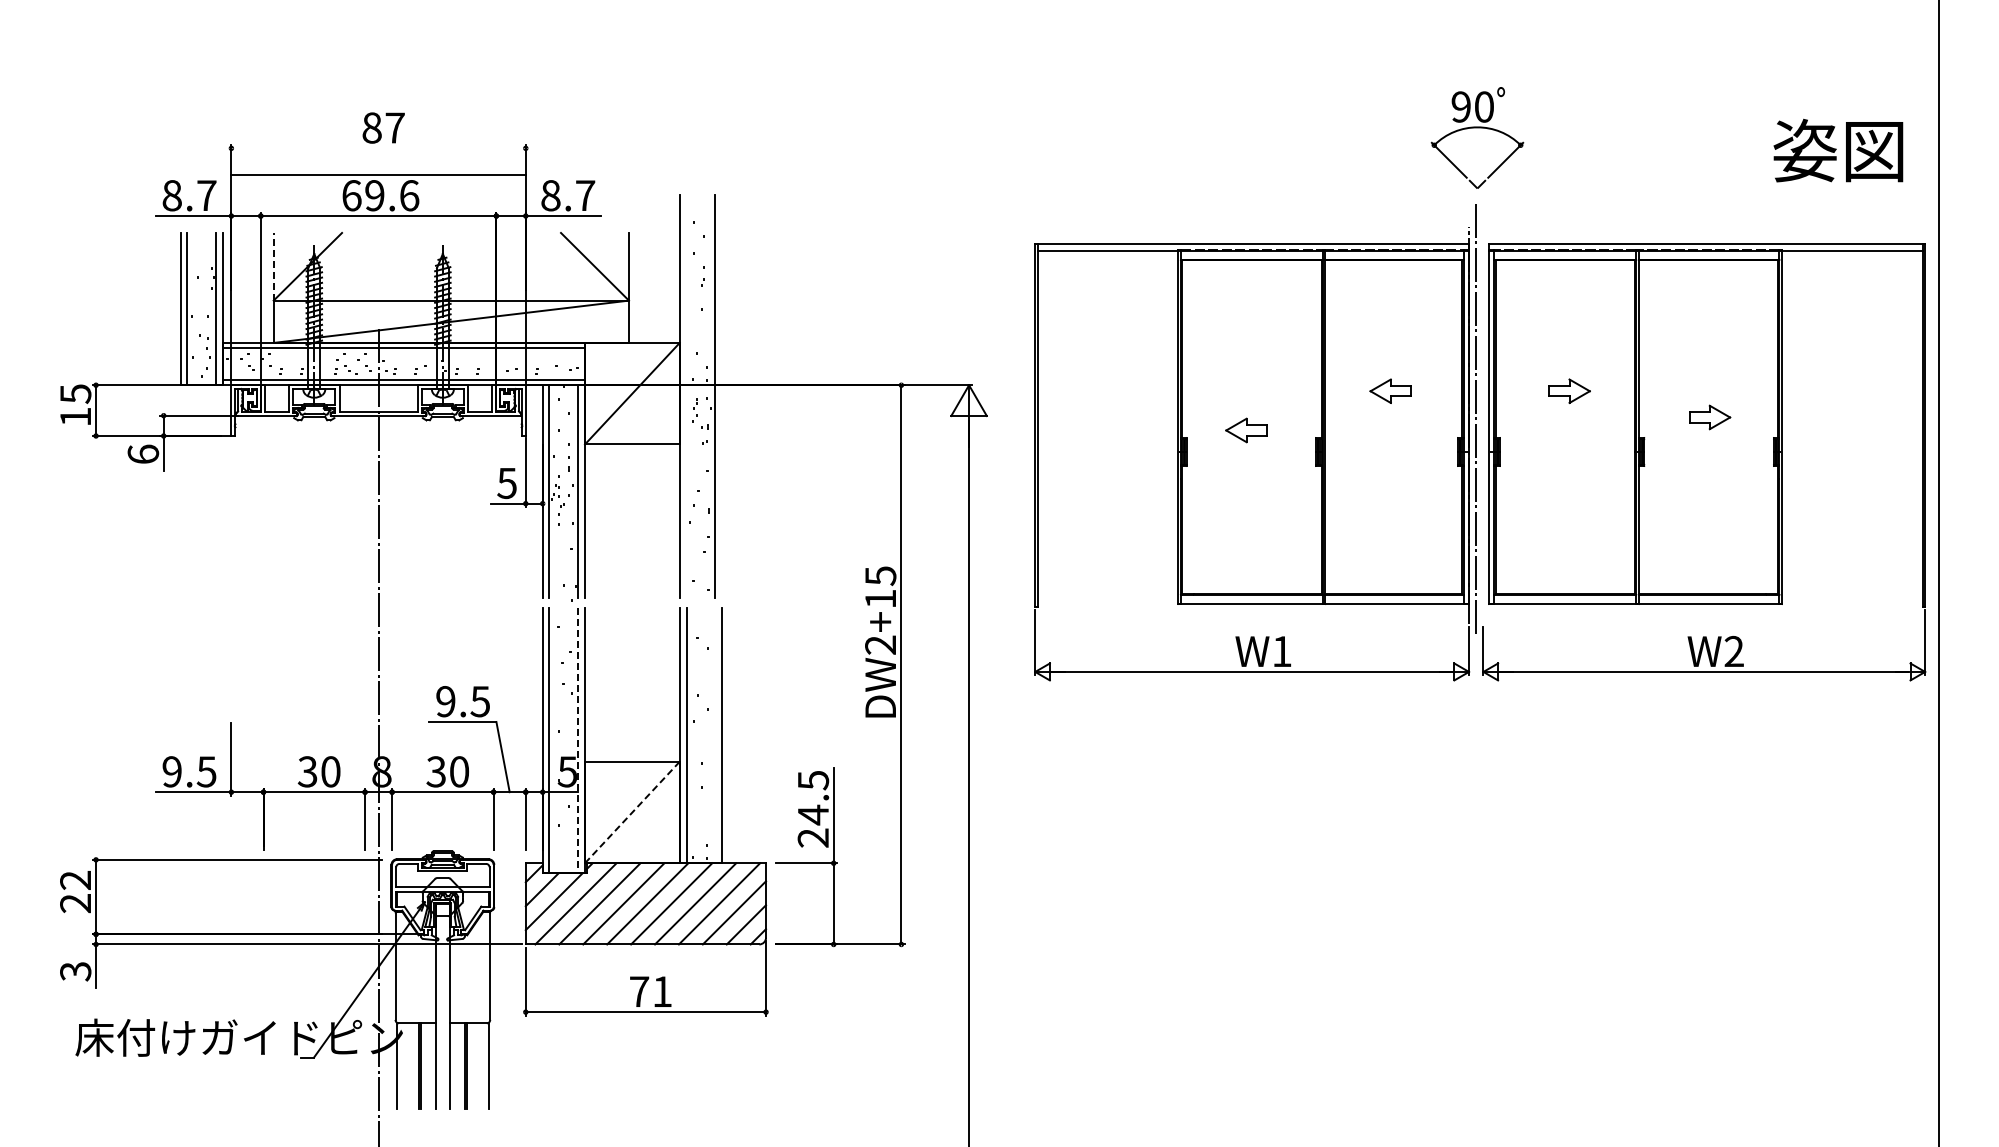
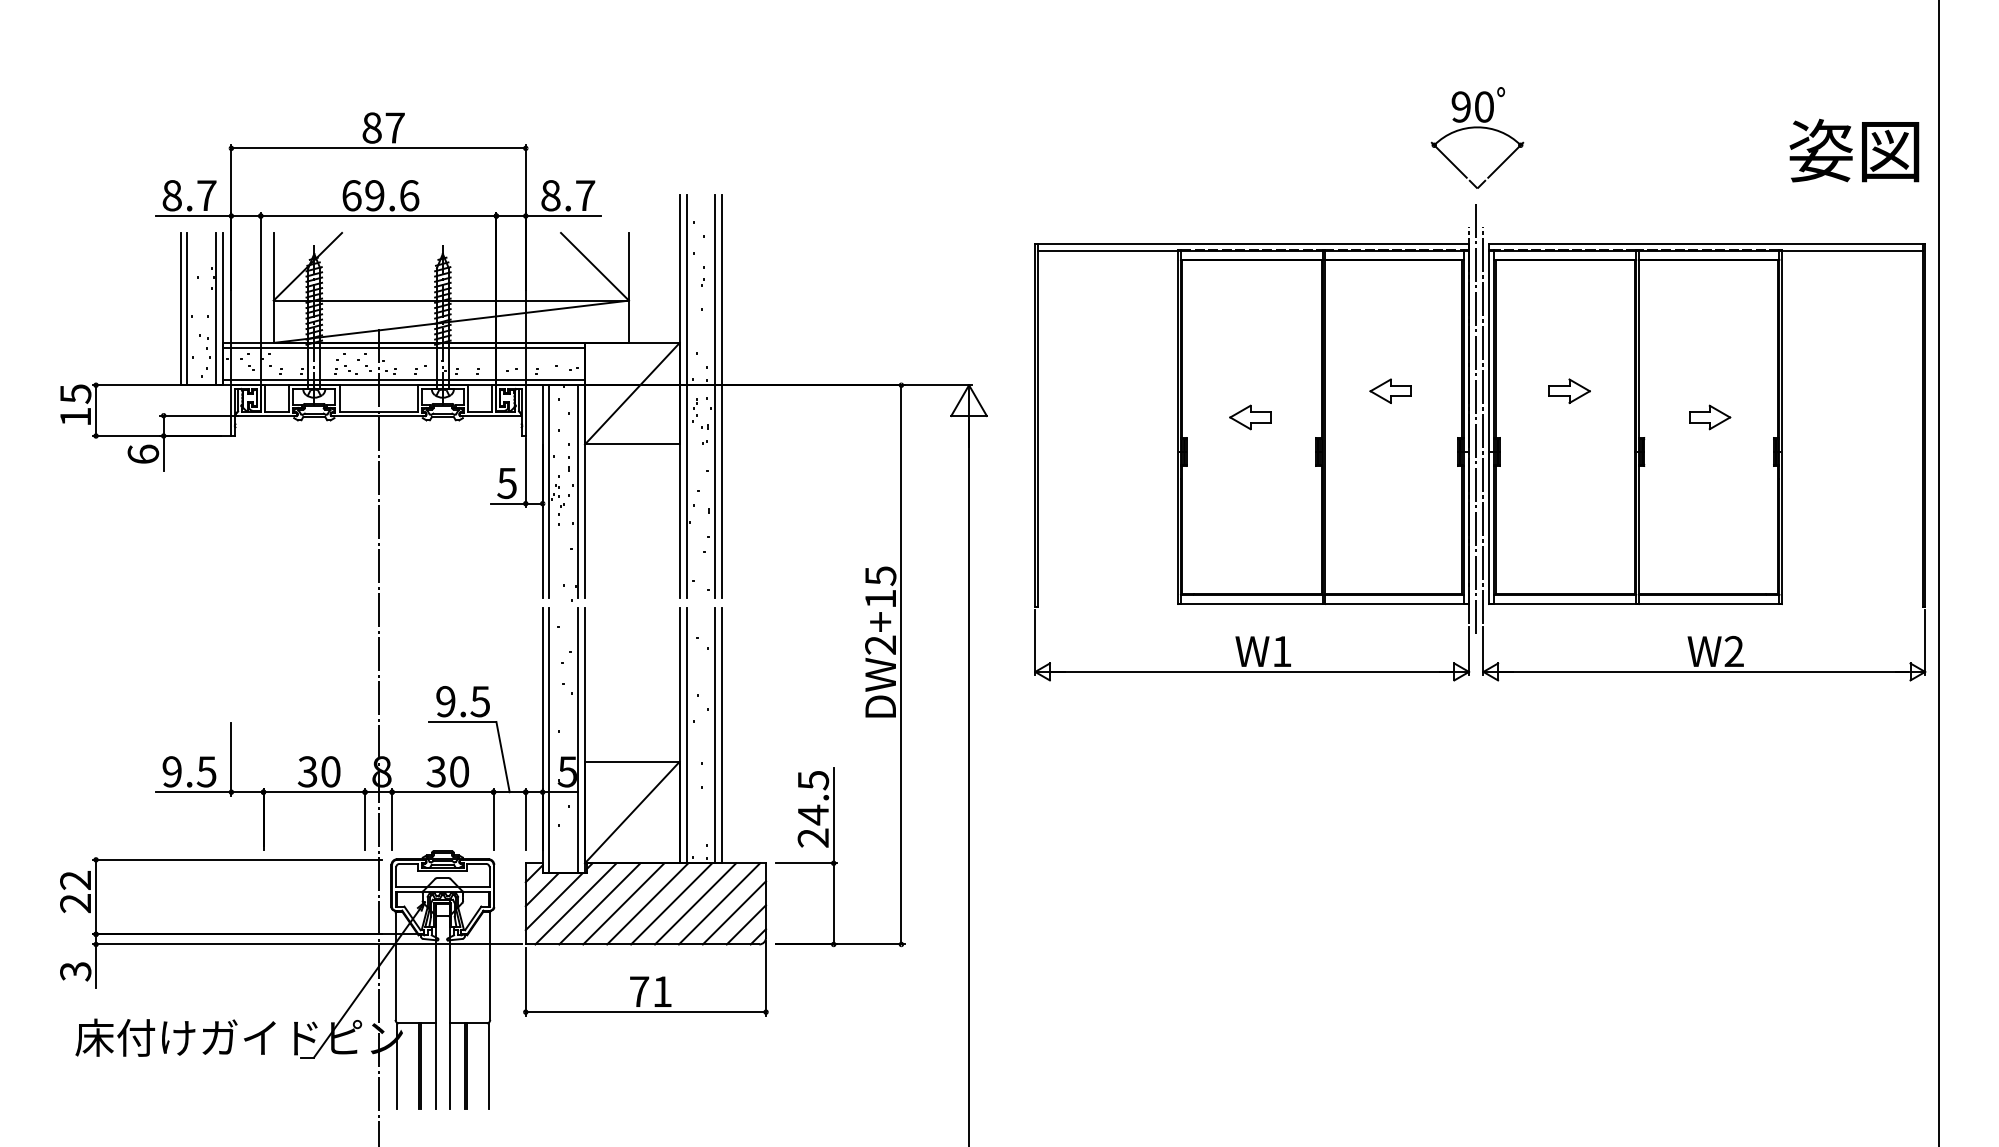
text position: (1838, 150) -> (1854, 150) (1854, 150)
line position: (378, 175) -> (378, 148) (378, 148)
line: dashed -> solid (273, 266)
line: none -> present (686, 396)
line: none -> present (722, 396)
line: none -> present (1483, 425)
part position: (1246, 430) -> (1250, 417) (1250, 417)
line: none -> present (715, 735)
line: dashed -> solid (578, 740)
line: dashed -> solid (632, 812)
